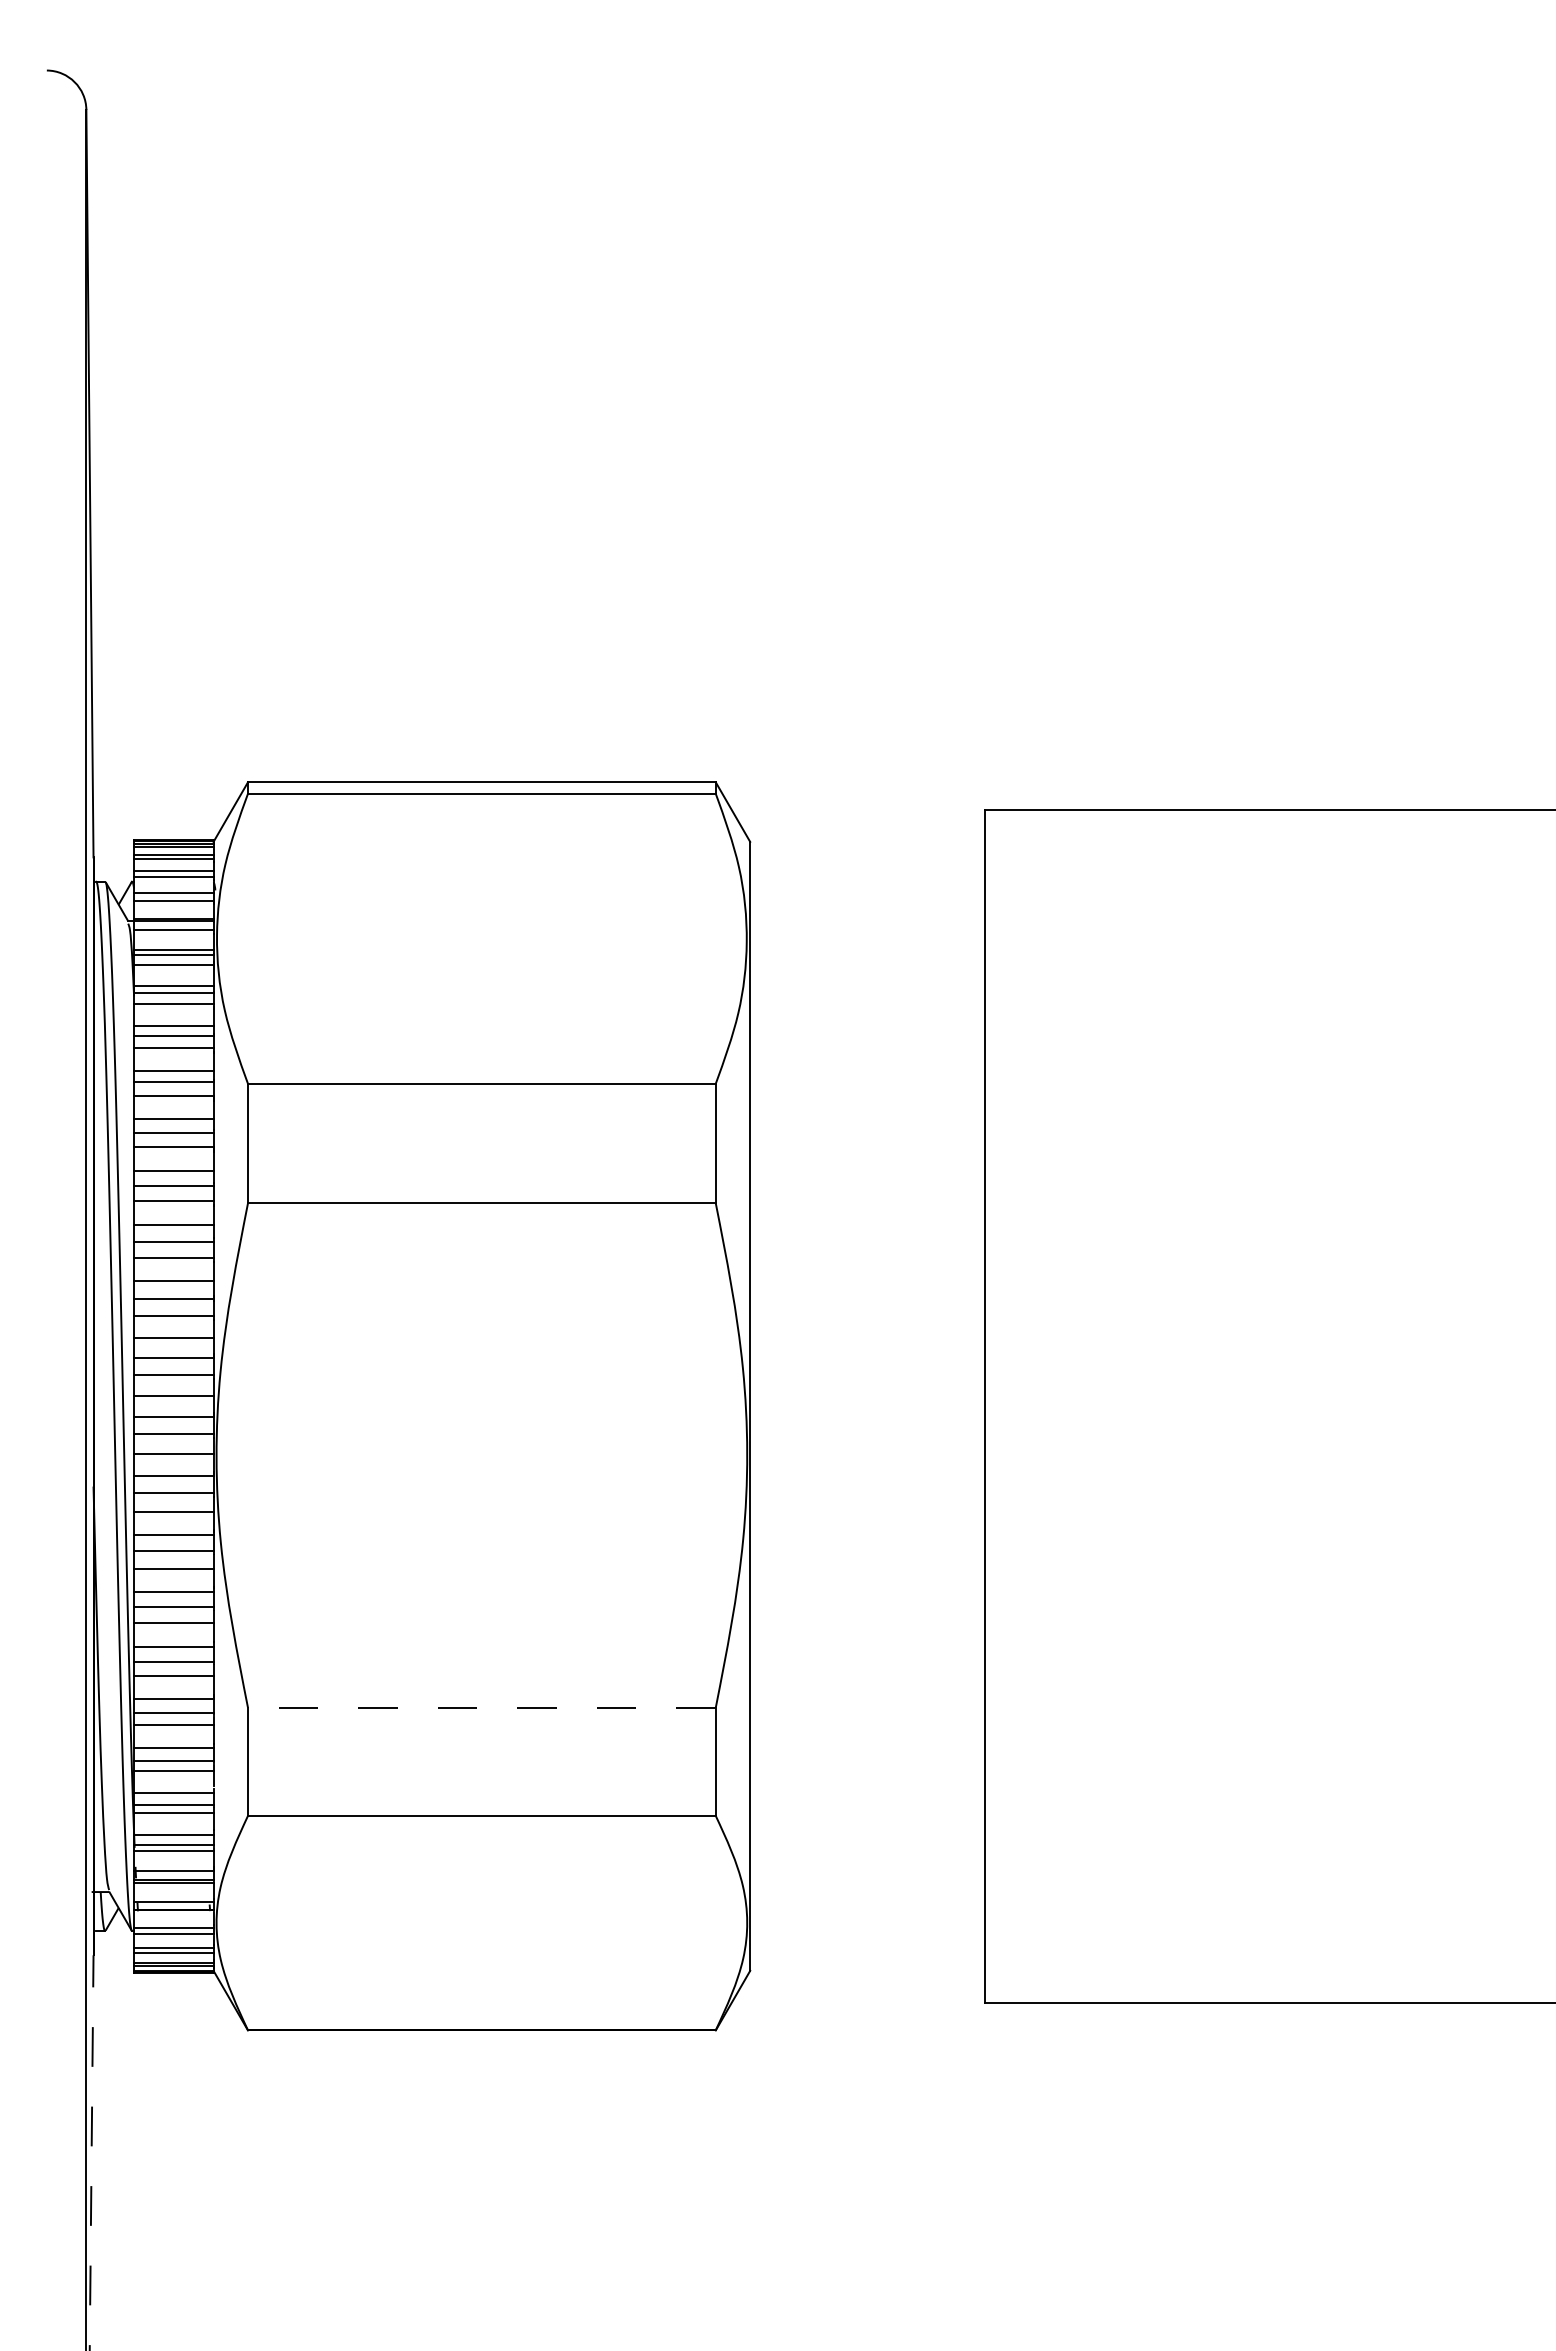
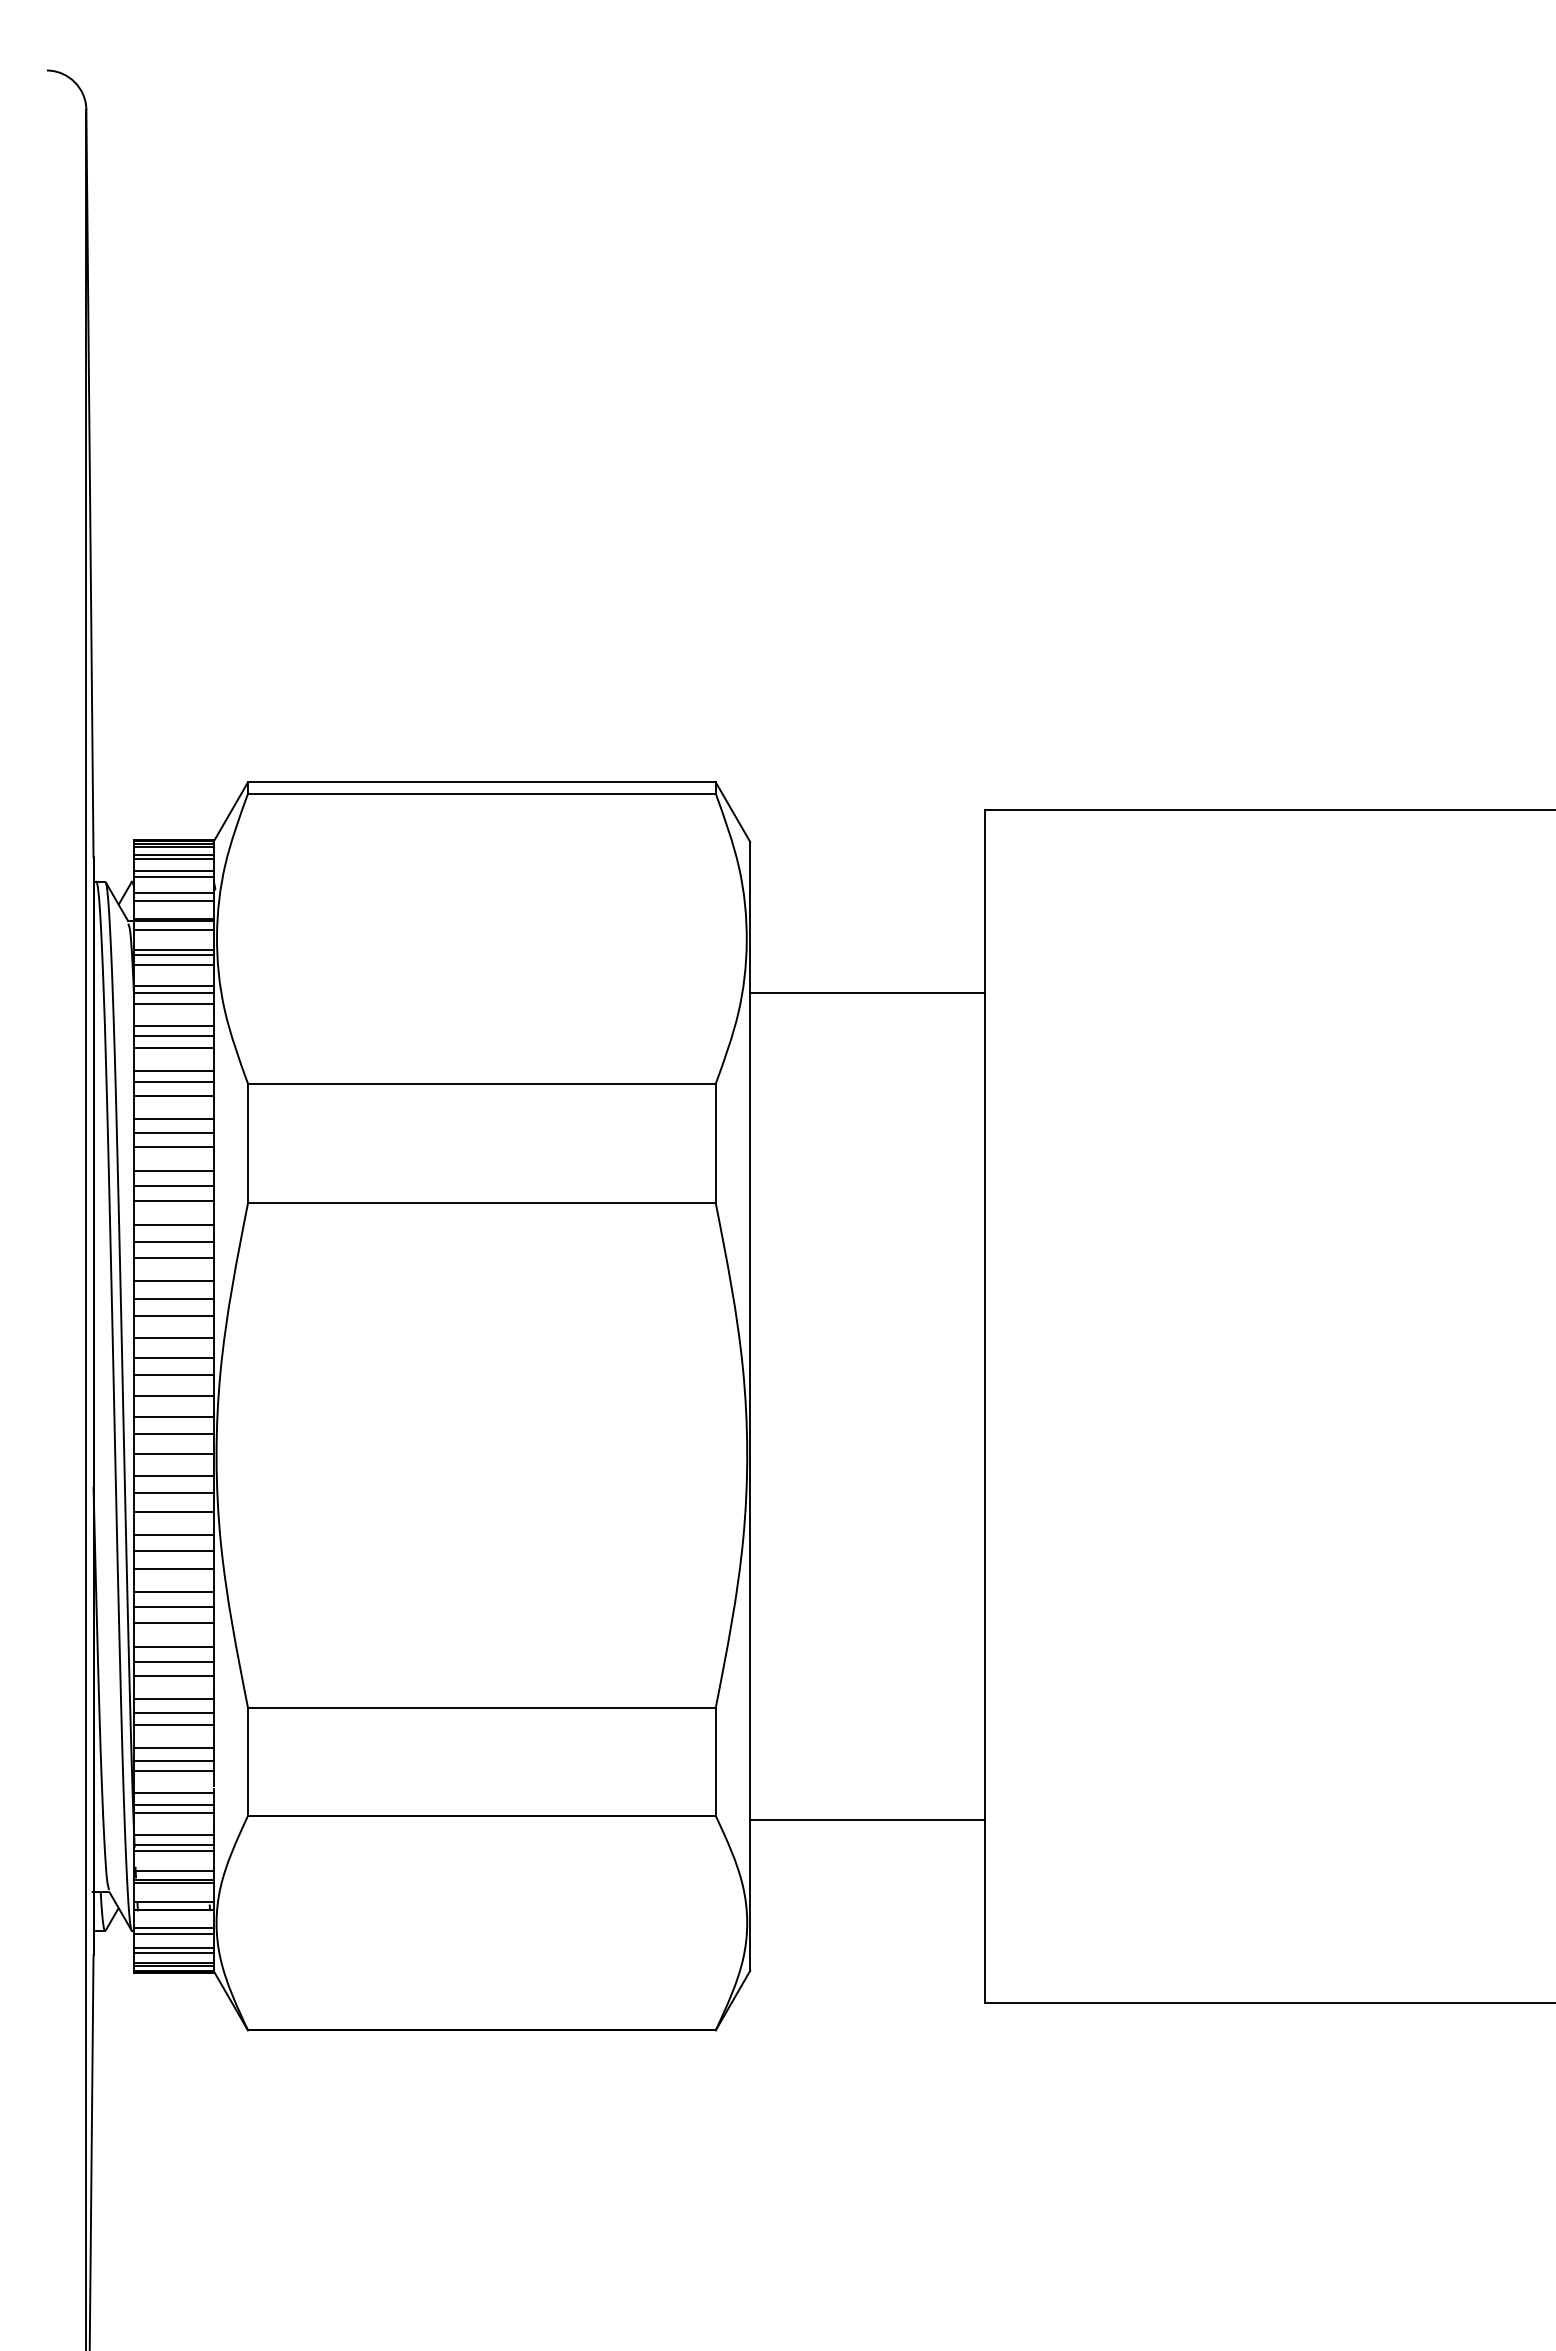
line: none -> present (867, 992)
line: dashed -> solid (481, 1707)
line: none -> present (867, 1819)
line: dashed -> solid (91, 2152)
